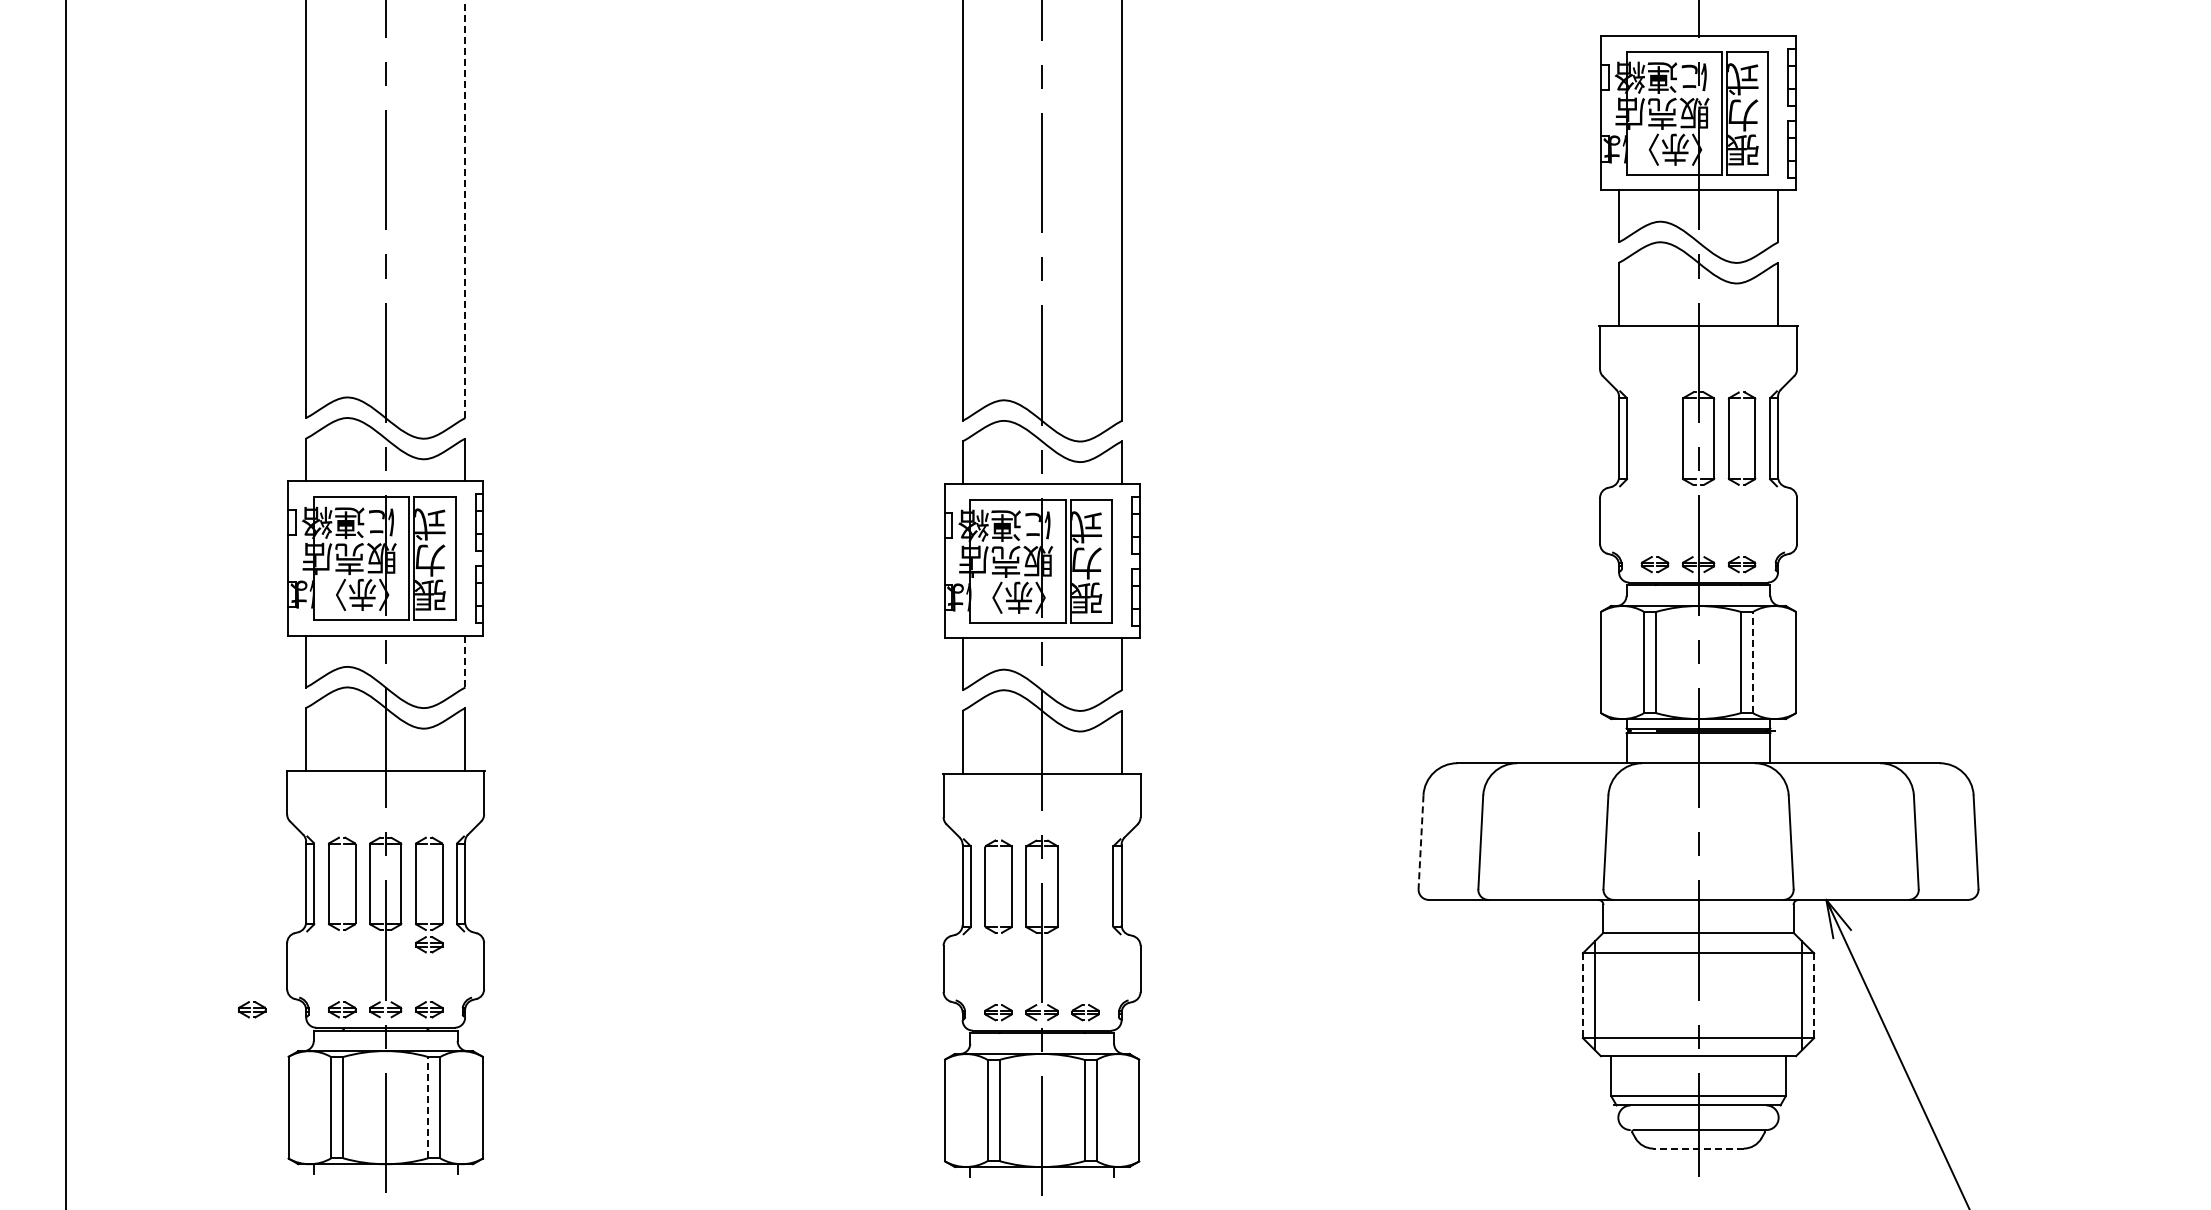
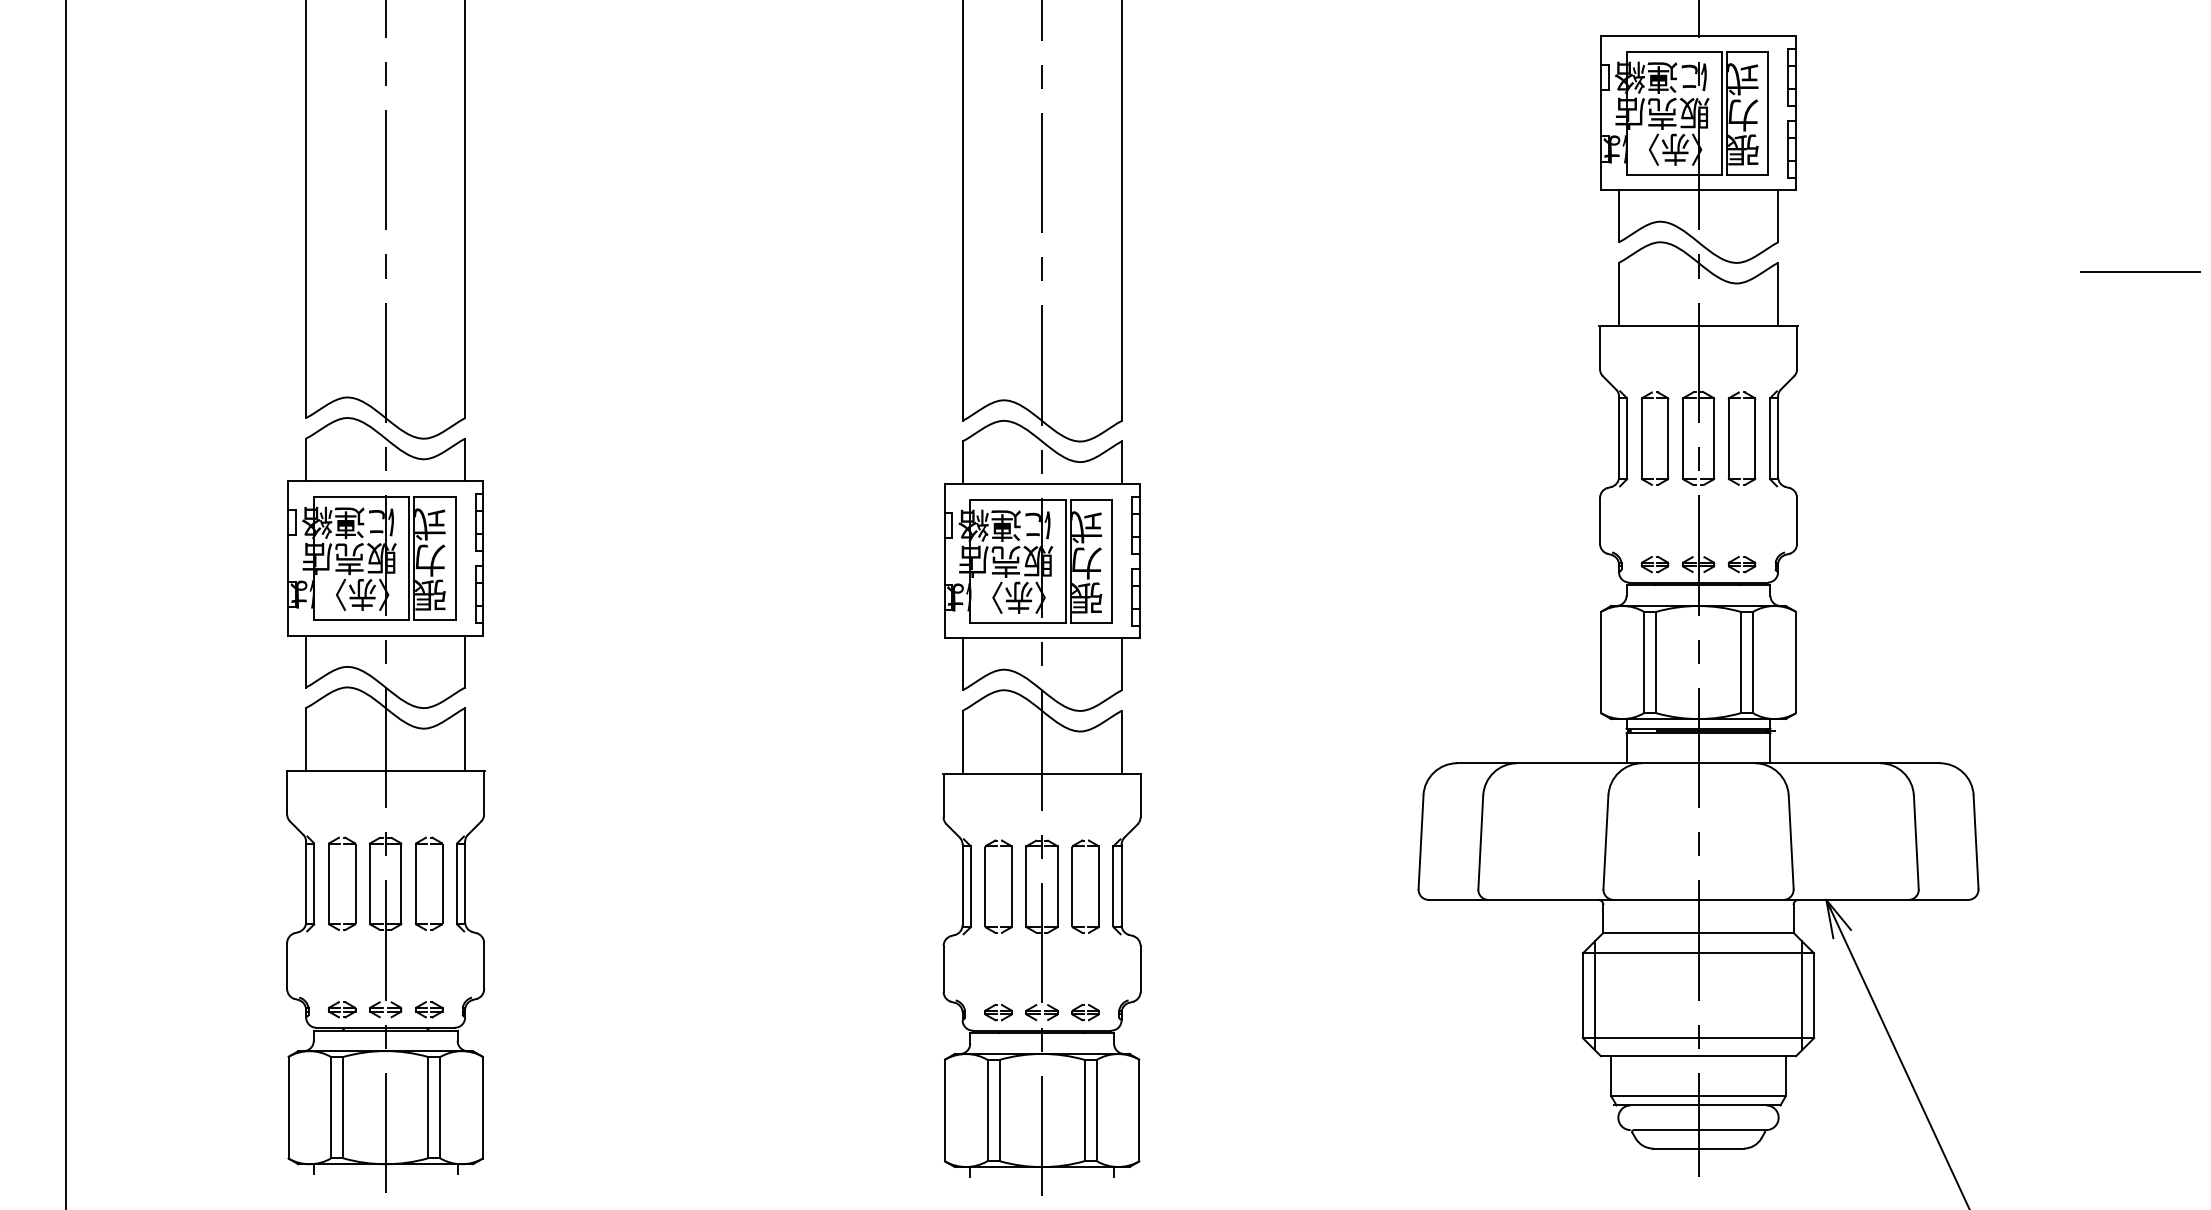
line: dashed -> solid (465, 209)
line: none -> present (2143, 272)
part: none -> present (1642, 438)
line: dashed -> solid (465, 661)
line: dashed -> solid (1752, 662)
line: dashed -> solid (1421, 842)
part: none -> present (1072, 886)
part: present -> none (429, 944)
line: dashed -> solid (1582, 996)
line: dashed -> solid (1814, 996)
part: present -> none (252, 1009)
line: dashed -> solid (428, 1107)
line: dashed -> solid (1698, 1148)
